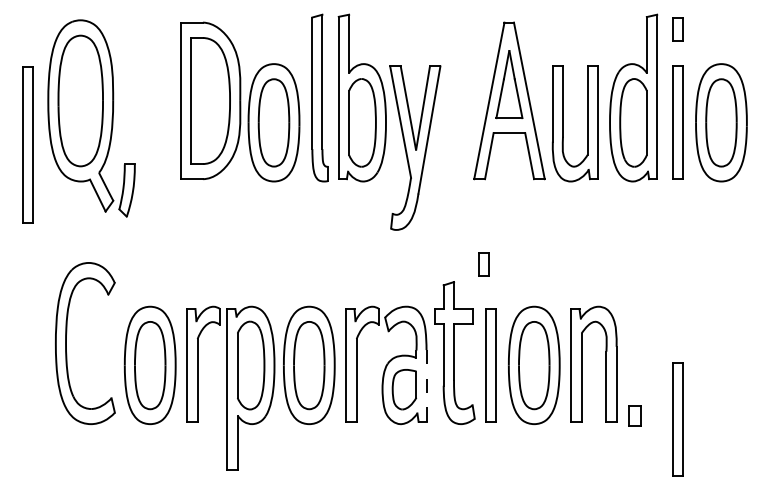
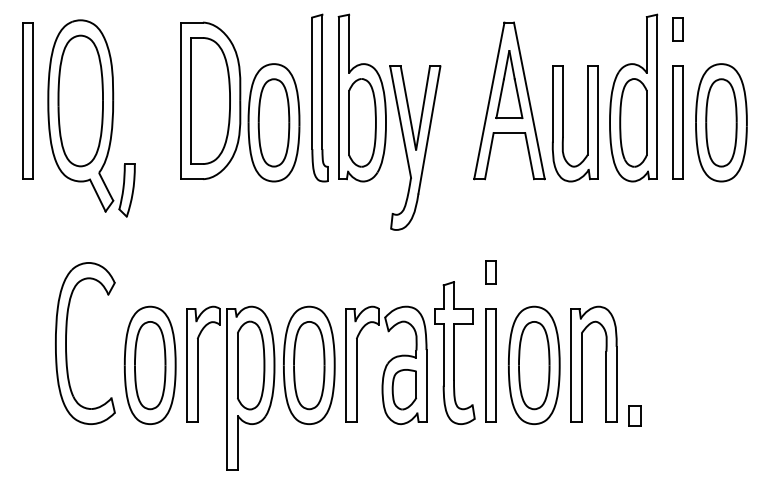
part position: (27, 144) -> (27, 100) (27, 100)
part position: (483, 264) -> (490, 272) (490, 272)
line: dashed -> solid (426, 385)
part: present -> none (677, 419)
